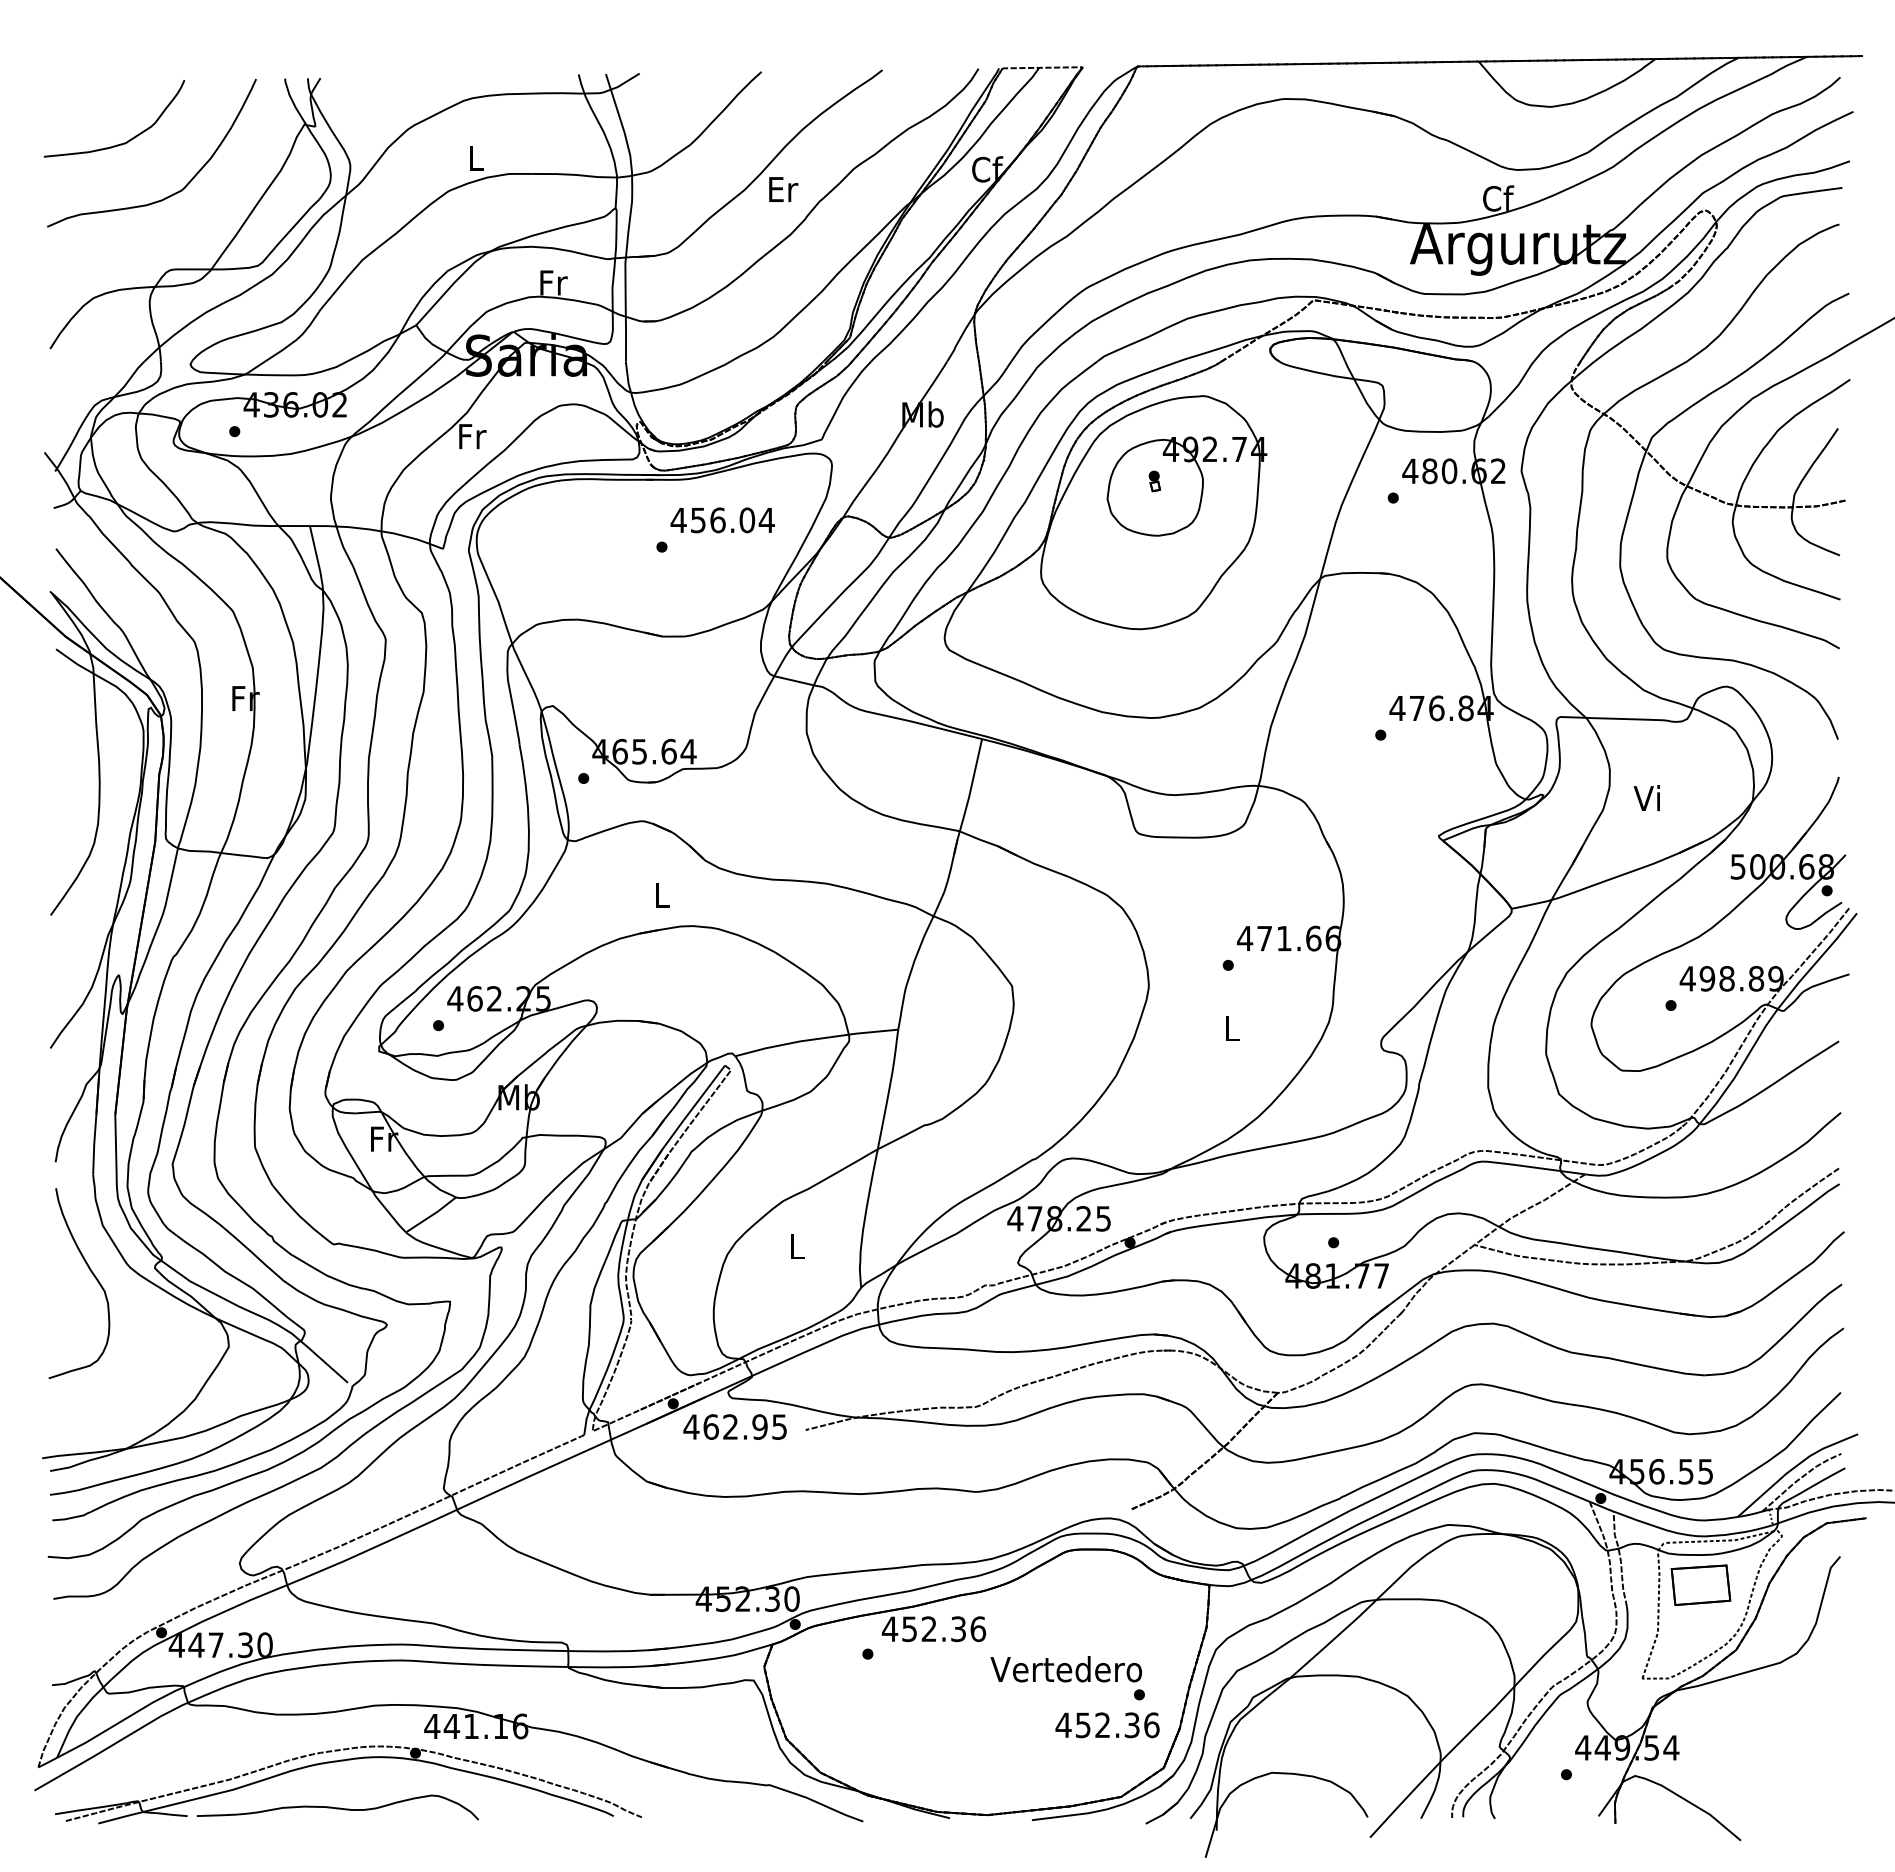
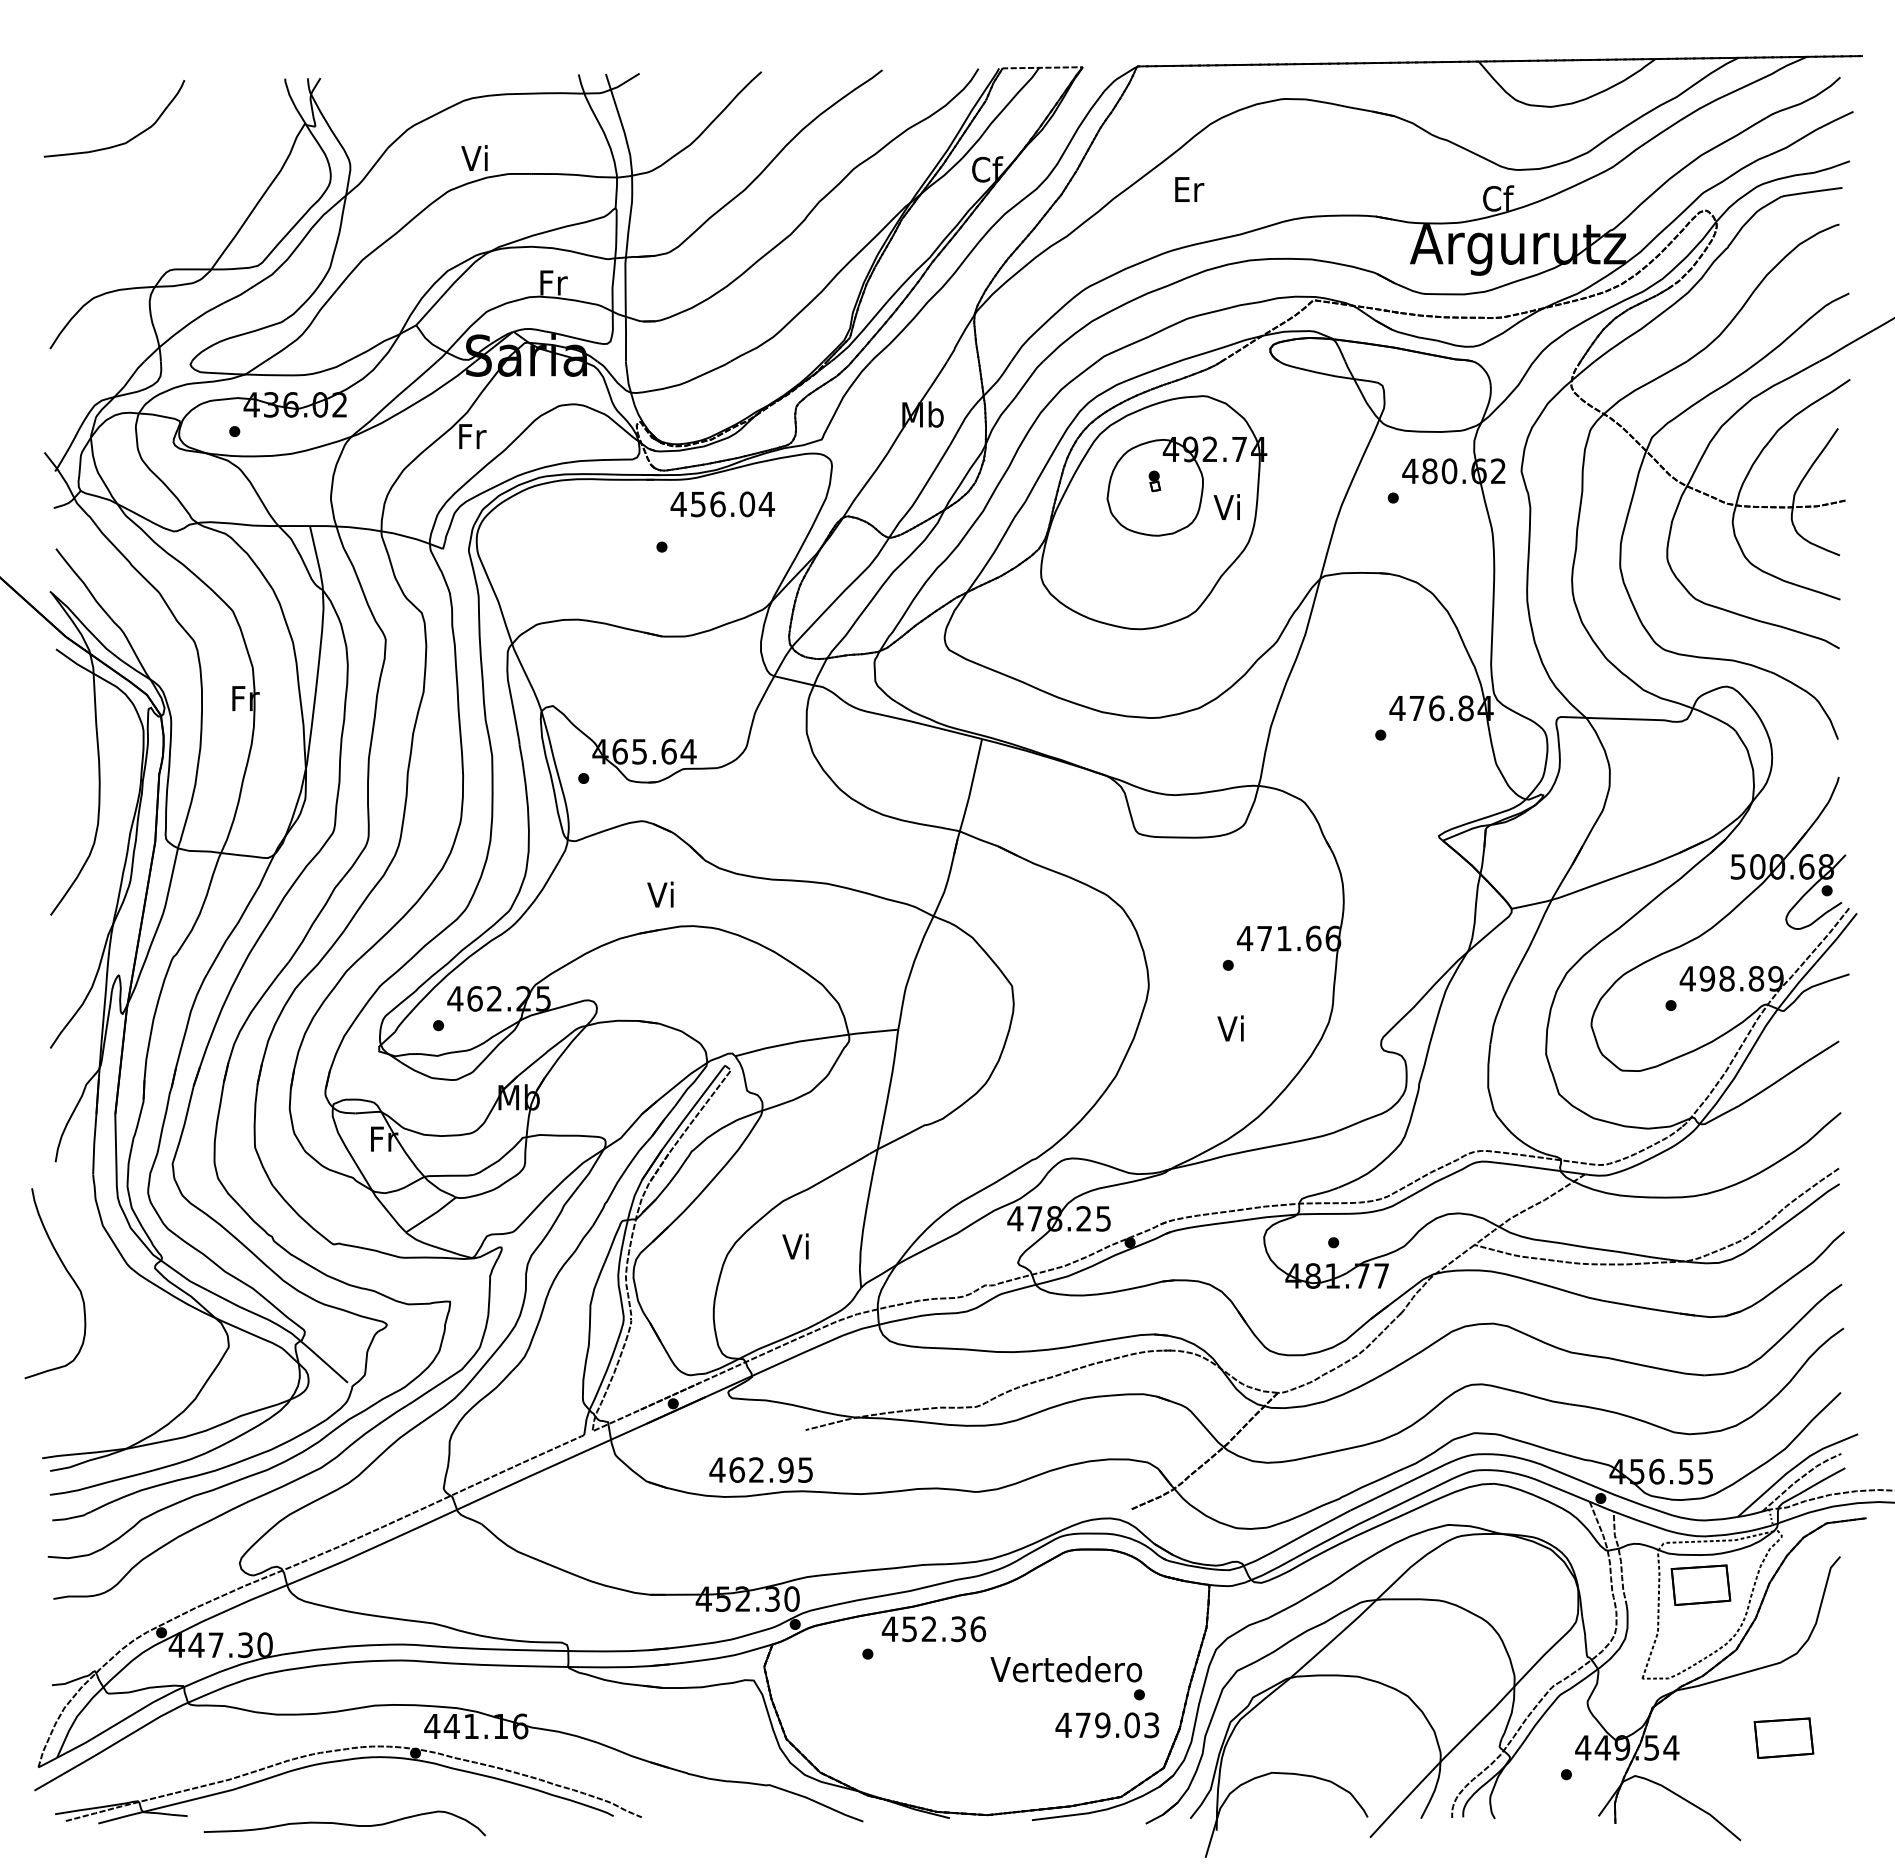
text: L -> Vi (474, 157)
text position: (783, 189) -> (1189, 189) (1189, 189)
curve: present -> none (171, 194)
text position: (722, 520) -> (722, 504) (722, 504)
text position: (1646, 797) -> (1226, 506) (1226, 506)
text: L -> Vi (660, 894)
text: L -> Vi (1230, 1028)
text: L -> Vi (795, 1246)
curve position: (91, 1273) -> (67, 1273) (67, 1273)
text position: (734, 1426) -> (760, 1469) (760, 1469)
text: 452.36 -> 479.03 (1117, 1725)
part: none -> present (1783, 1737)
curve position: (337, 1807) -> (344, 1823) (344, 1823)
